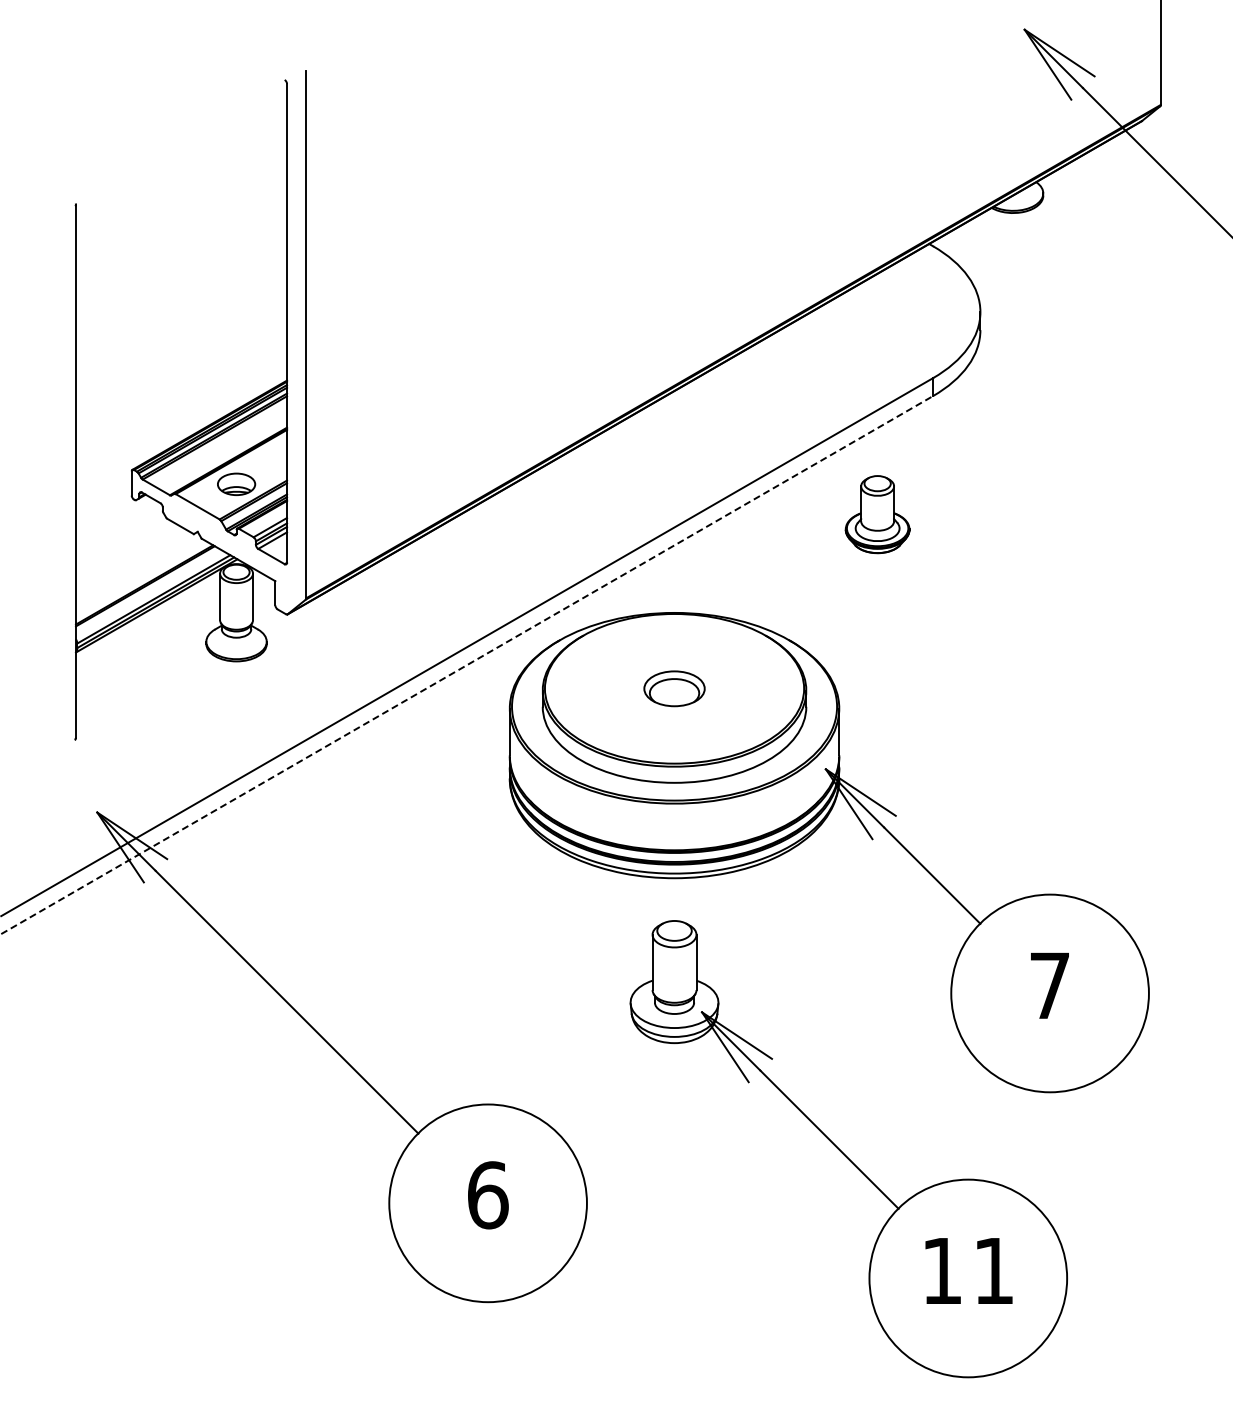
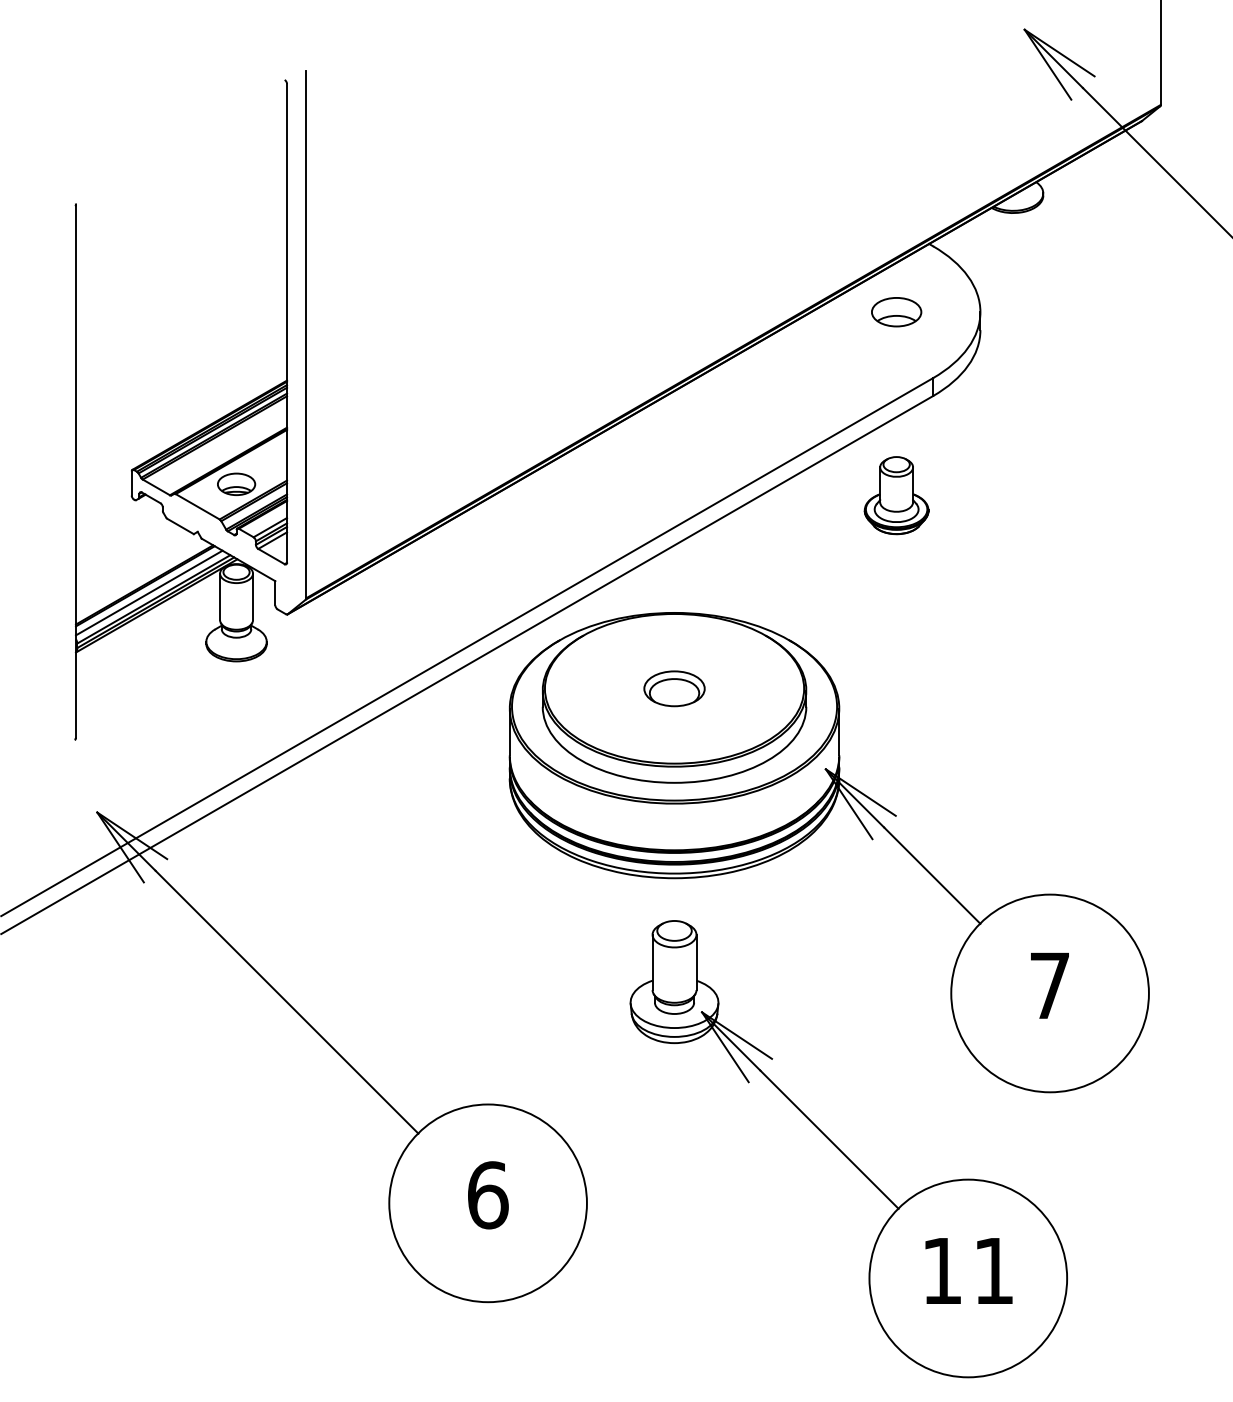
part: none -> present (896, 312)
part position: (877, 514) -> (896, 495) (896, 495)
line: none -> present (149, 592)
line: dashed -> solid (467, 664)
